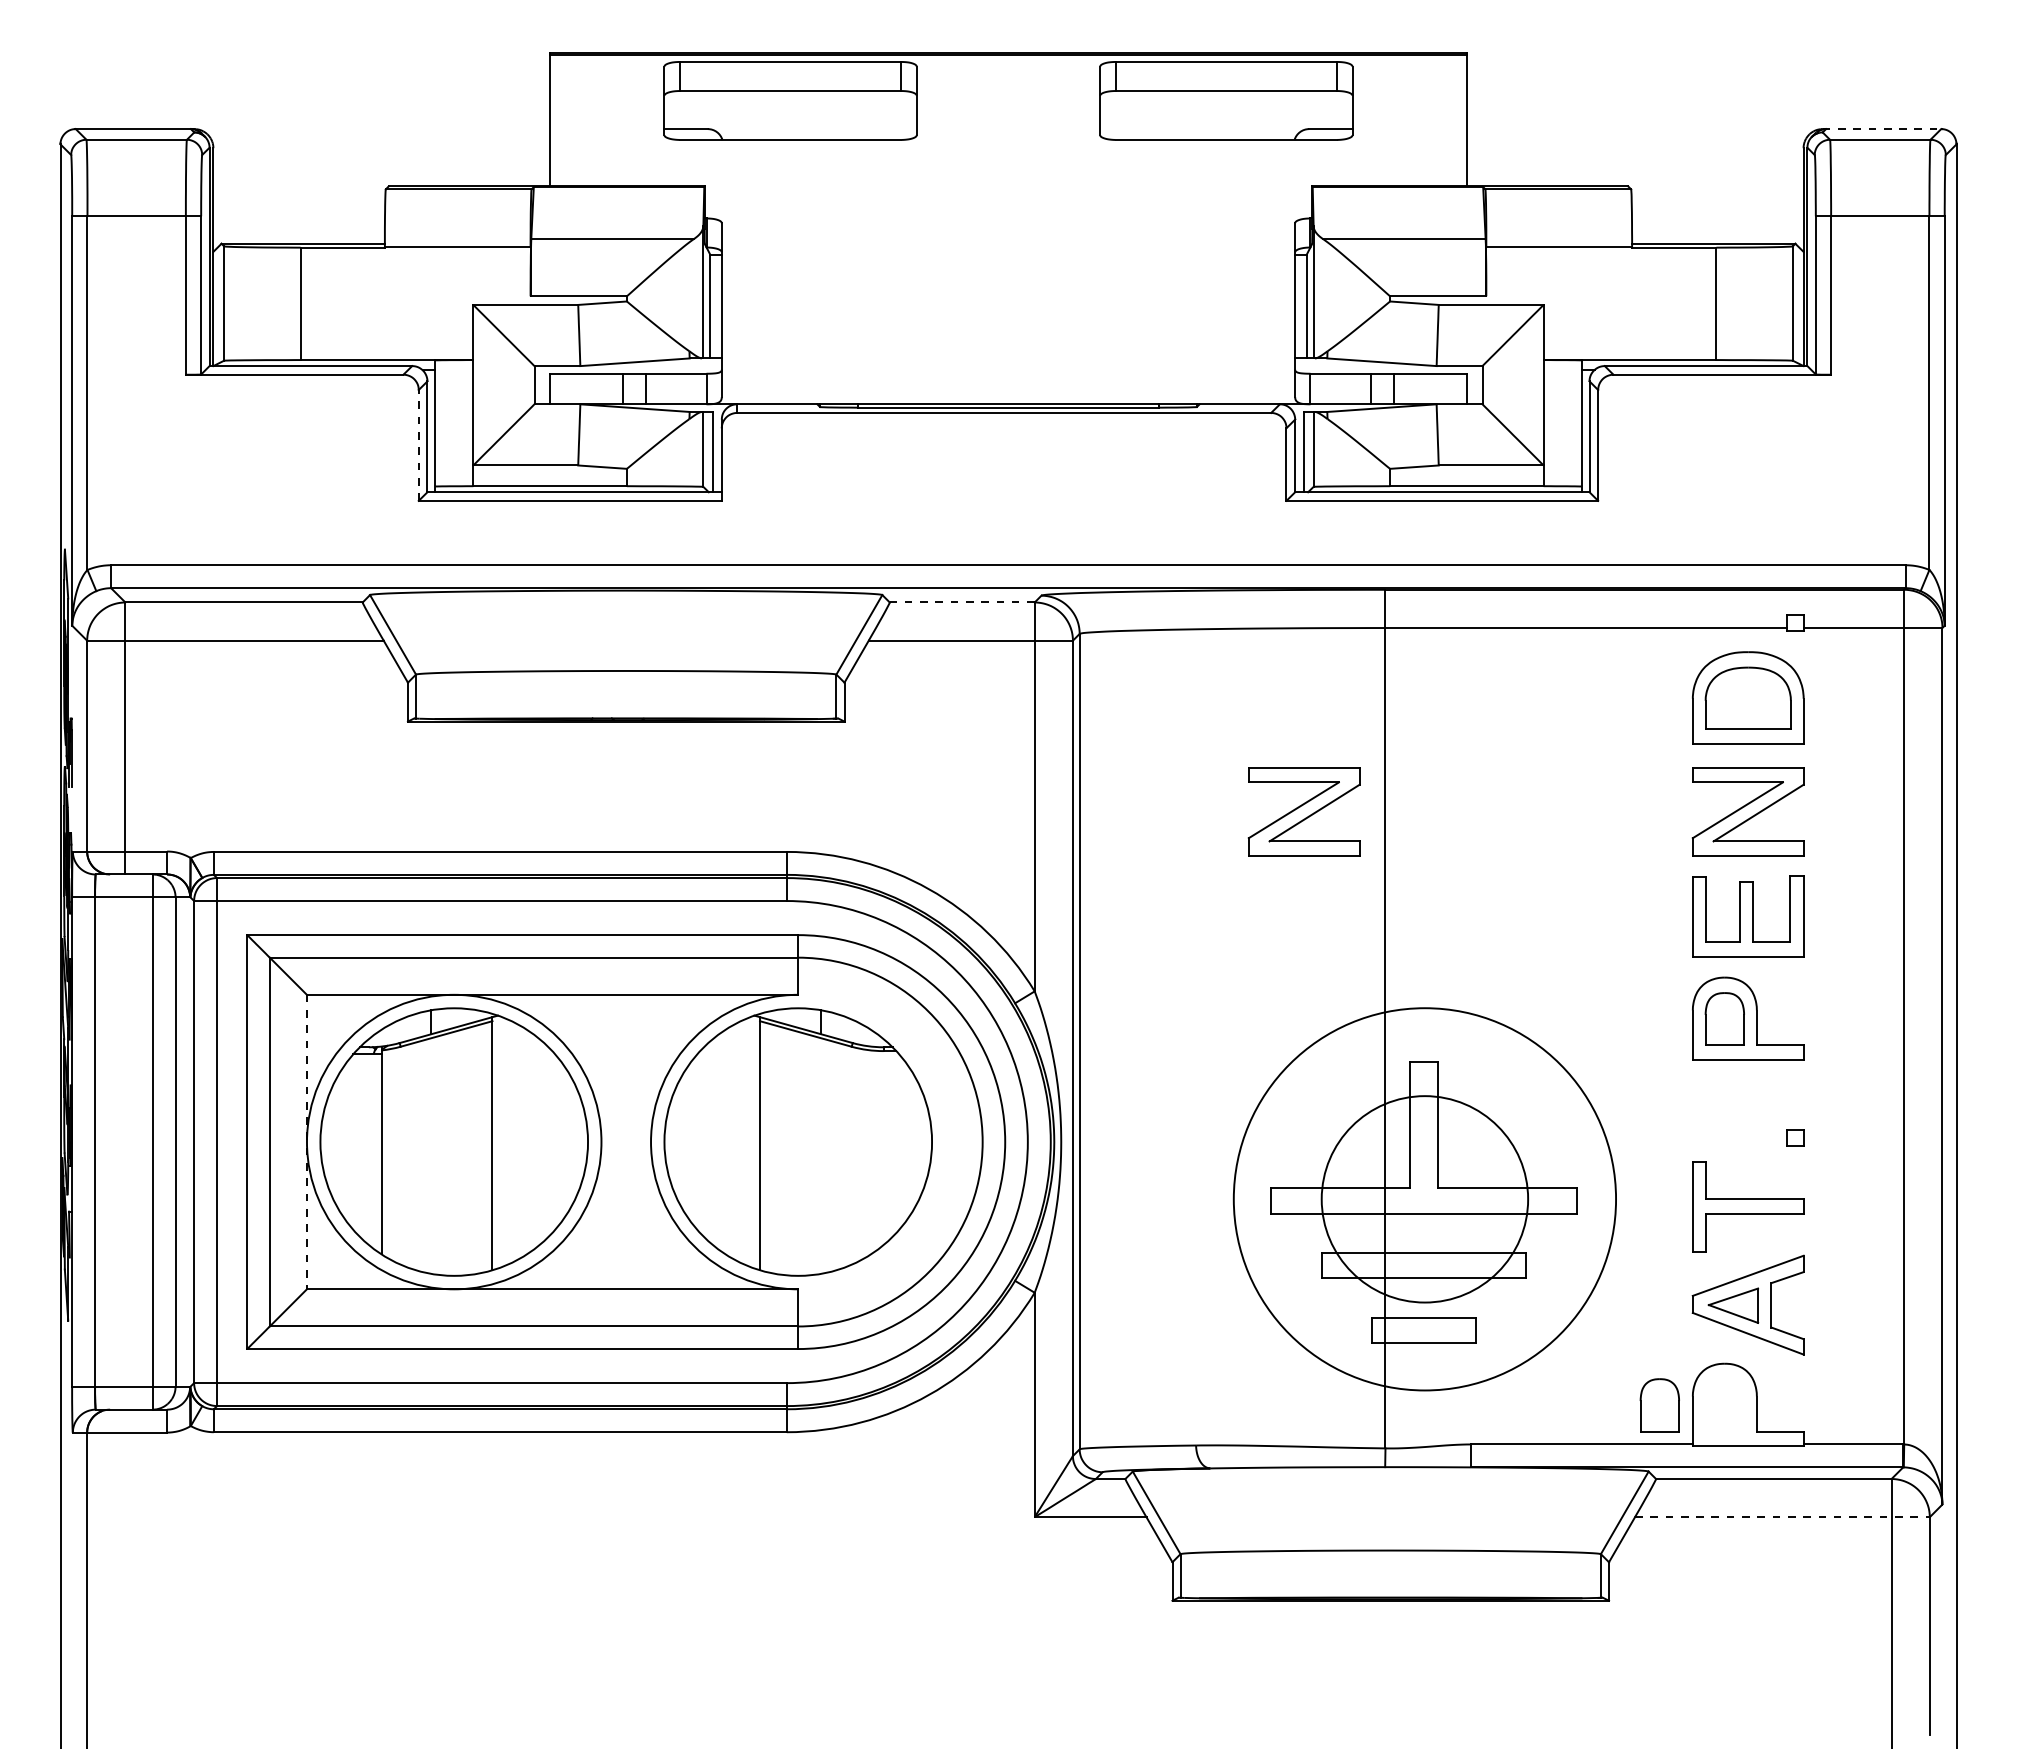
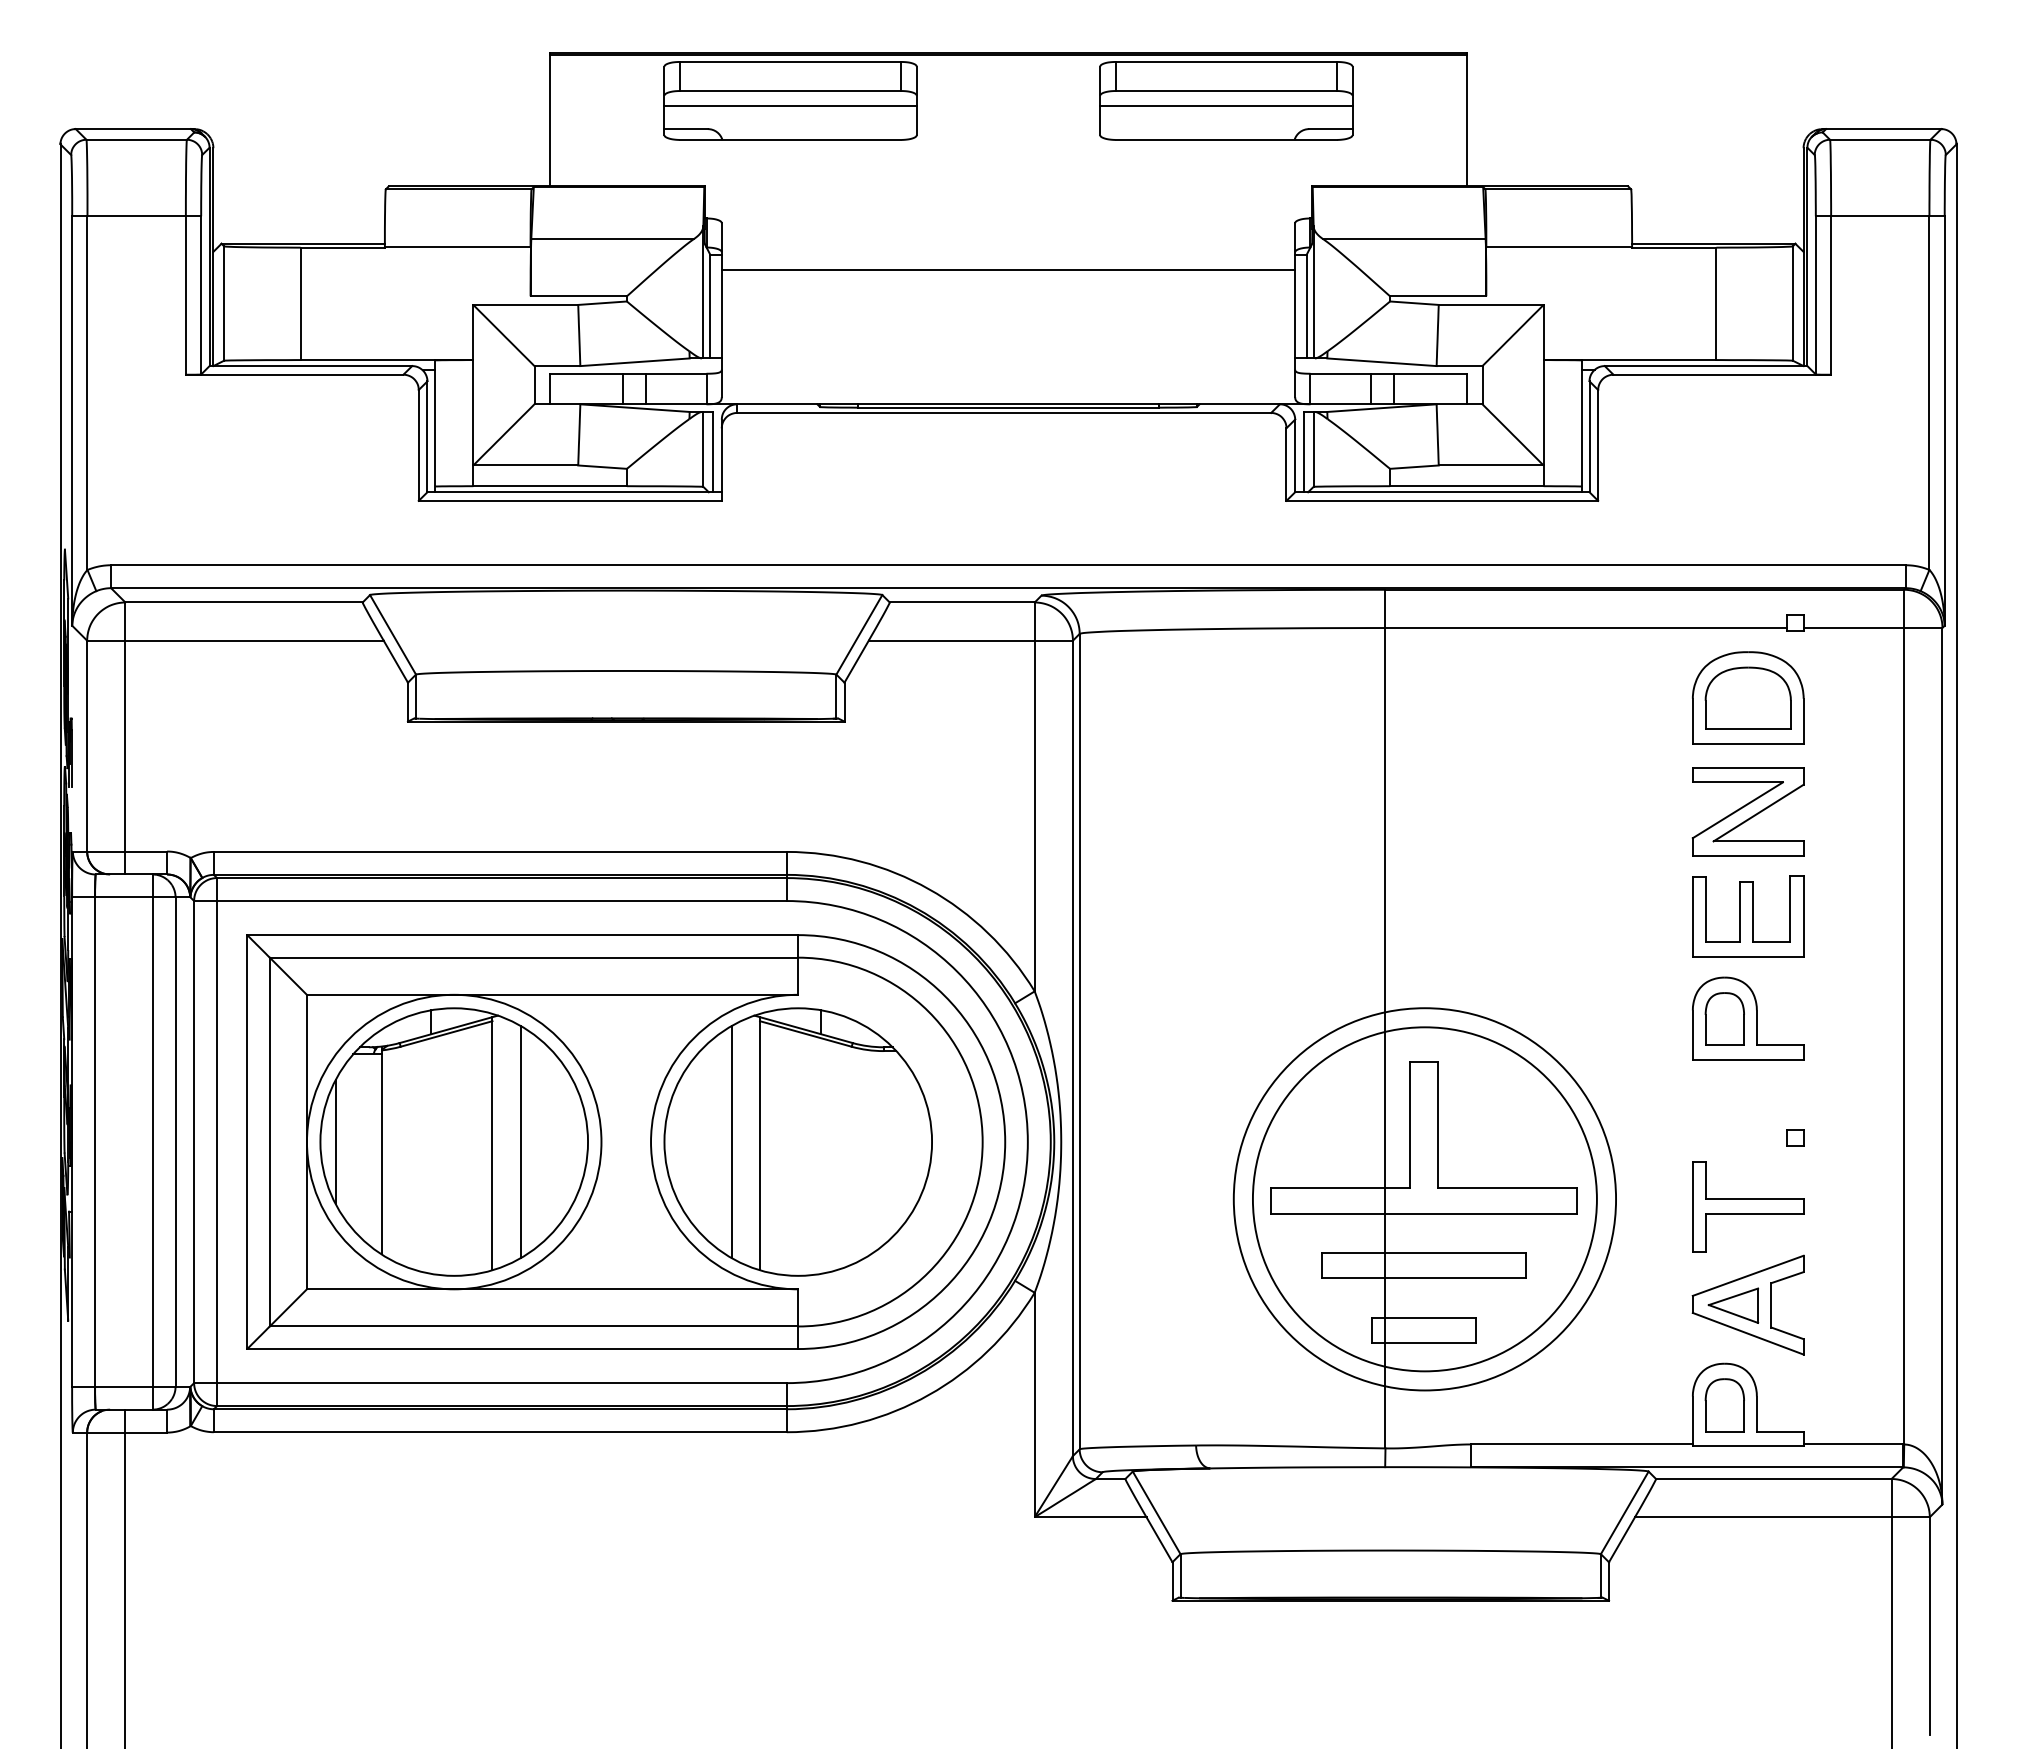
line: none -> present (790, 106)
line: none -> present (1226, 106)
line: dashed -> solid (1882, 129)
line: none -> present (1008, 270)
line: dashed -> solid (418, 444)
line: dashed -> solid (961, 602)
part: present -> none (1303, 811)
line: none -> present (520, 1141)
line: none -> present (731, 1141)
line: dashed -> solid (306, 1142)
line: none -> present (335, 1142)
circle diameter: 206 px -> 344 px (1424, 1199)
part position: (1659, 1405) -> (1724, 1405) (1724, 1405)
line: dashed -> solid (1782, 1517)
line: none -> present (125, 1577)
